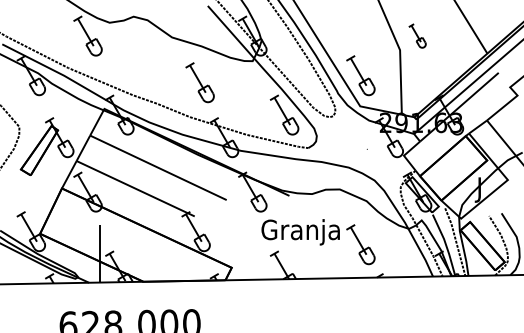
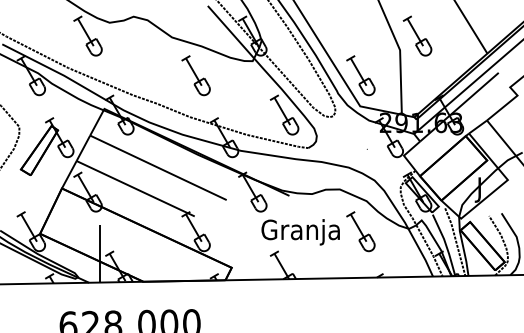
part size: 19x26 px -> 31x42 px (417, 35)
part position: (199, 82) -> (195, 75) (195, 75)
part position: (360, 244) -> (360, 231) (360, 231)
